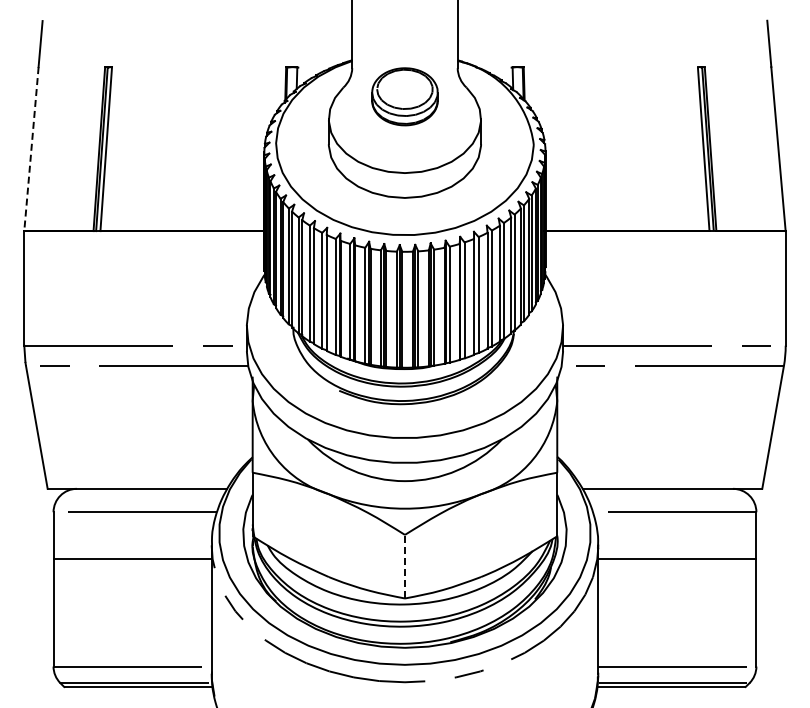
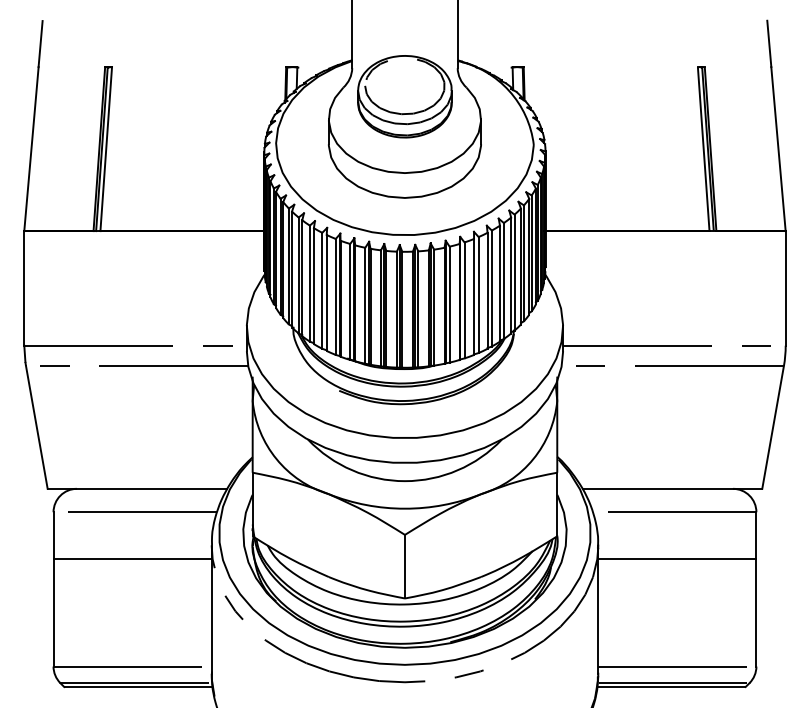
part size: 68x60 px -> 96x84 px (404, 96)
line: dashed -> solid (31, 149)
line: dashed -> solid (404, 566)
